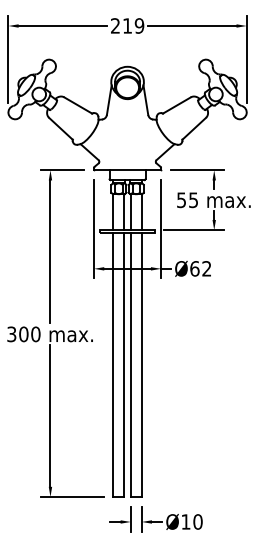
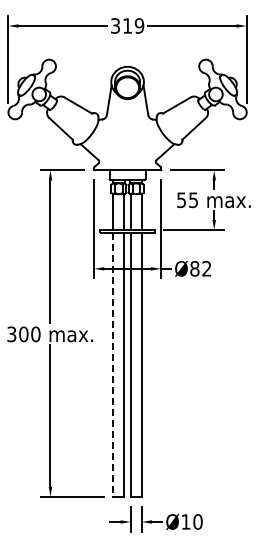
text: 219 -> 319 (115, 25)
text: Ø62 -> Ø82 (194, 268)
line: solid -> dashed (113, 365)
